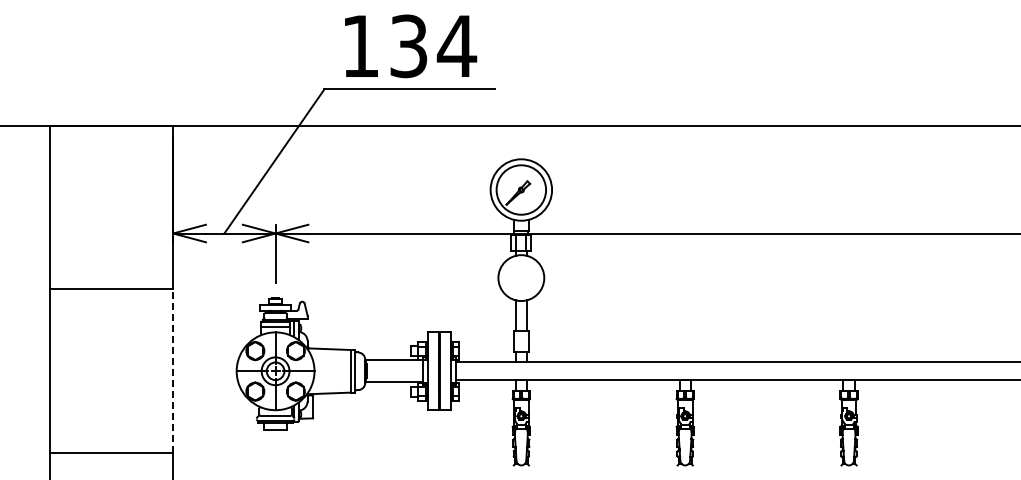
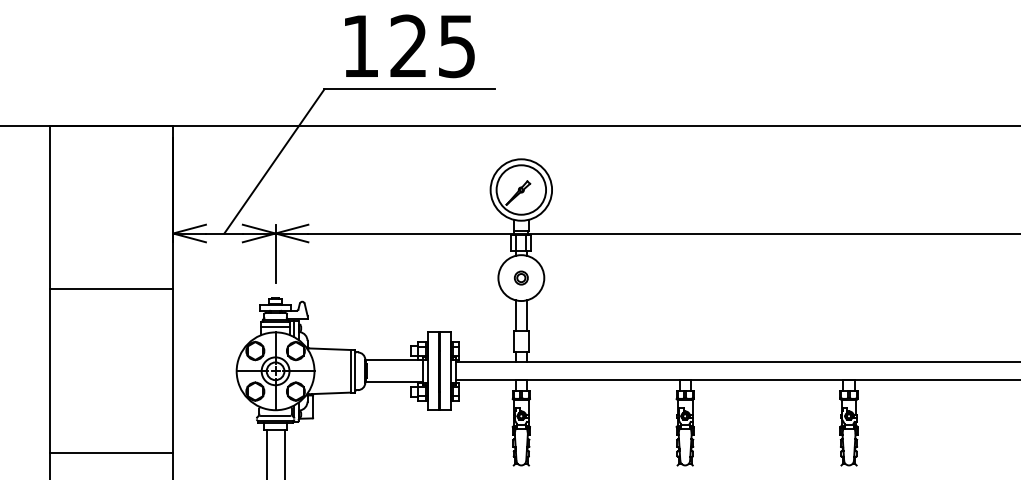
text: 134 -> 125 (433, 46)
part: none -> present (520, 277)
line: dashed -> solid (173, 371)
line: none -> present (266, 452)
line: none -> present (284, 452)
